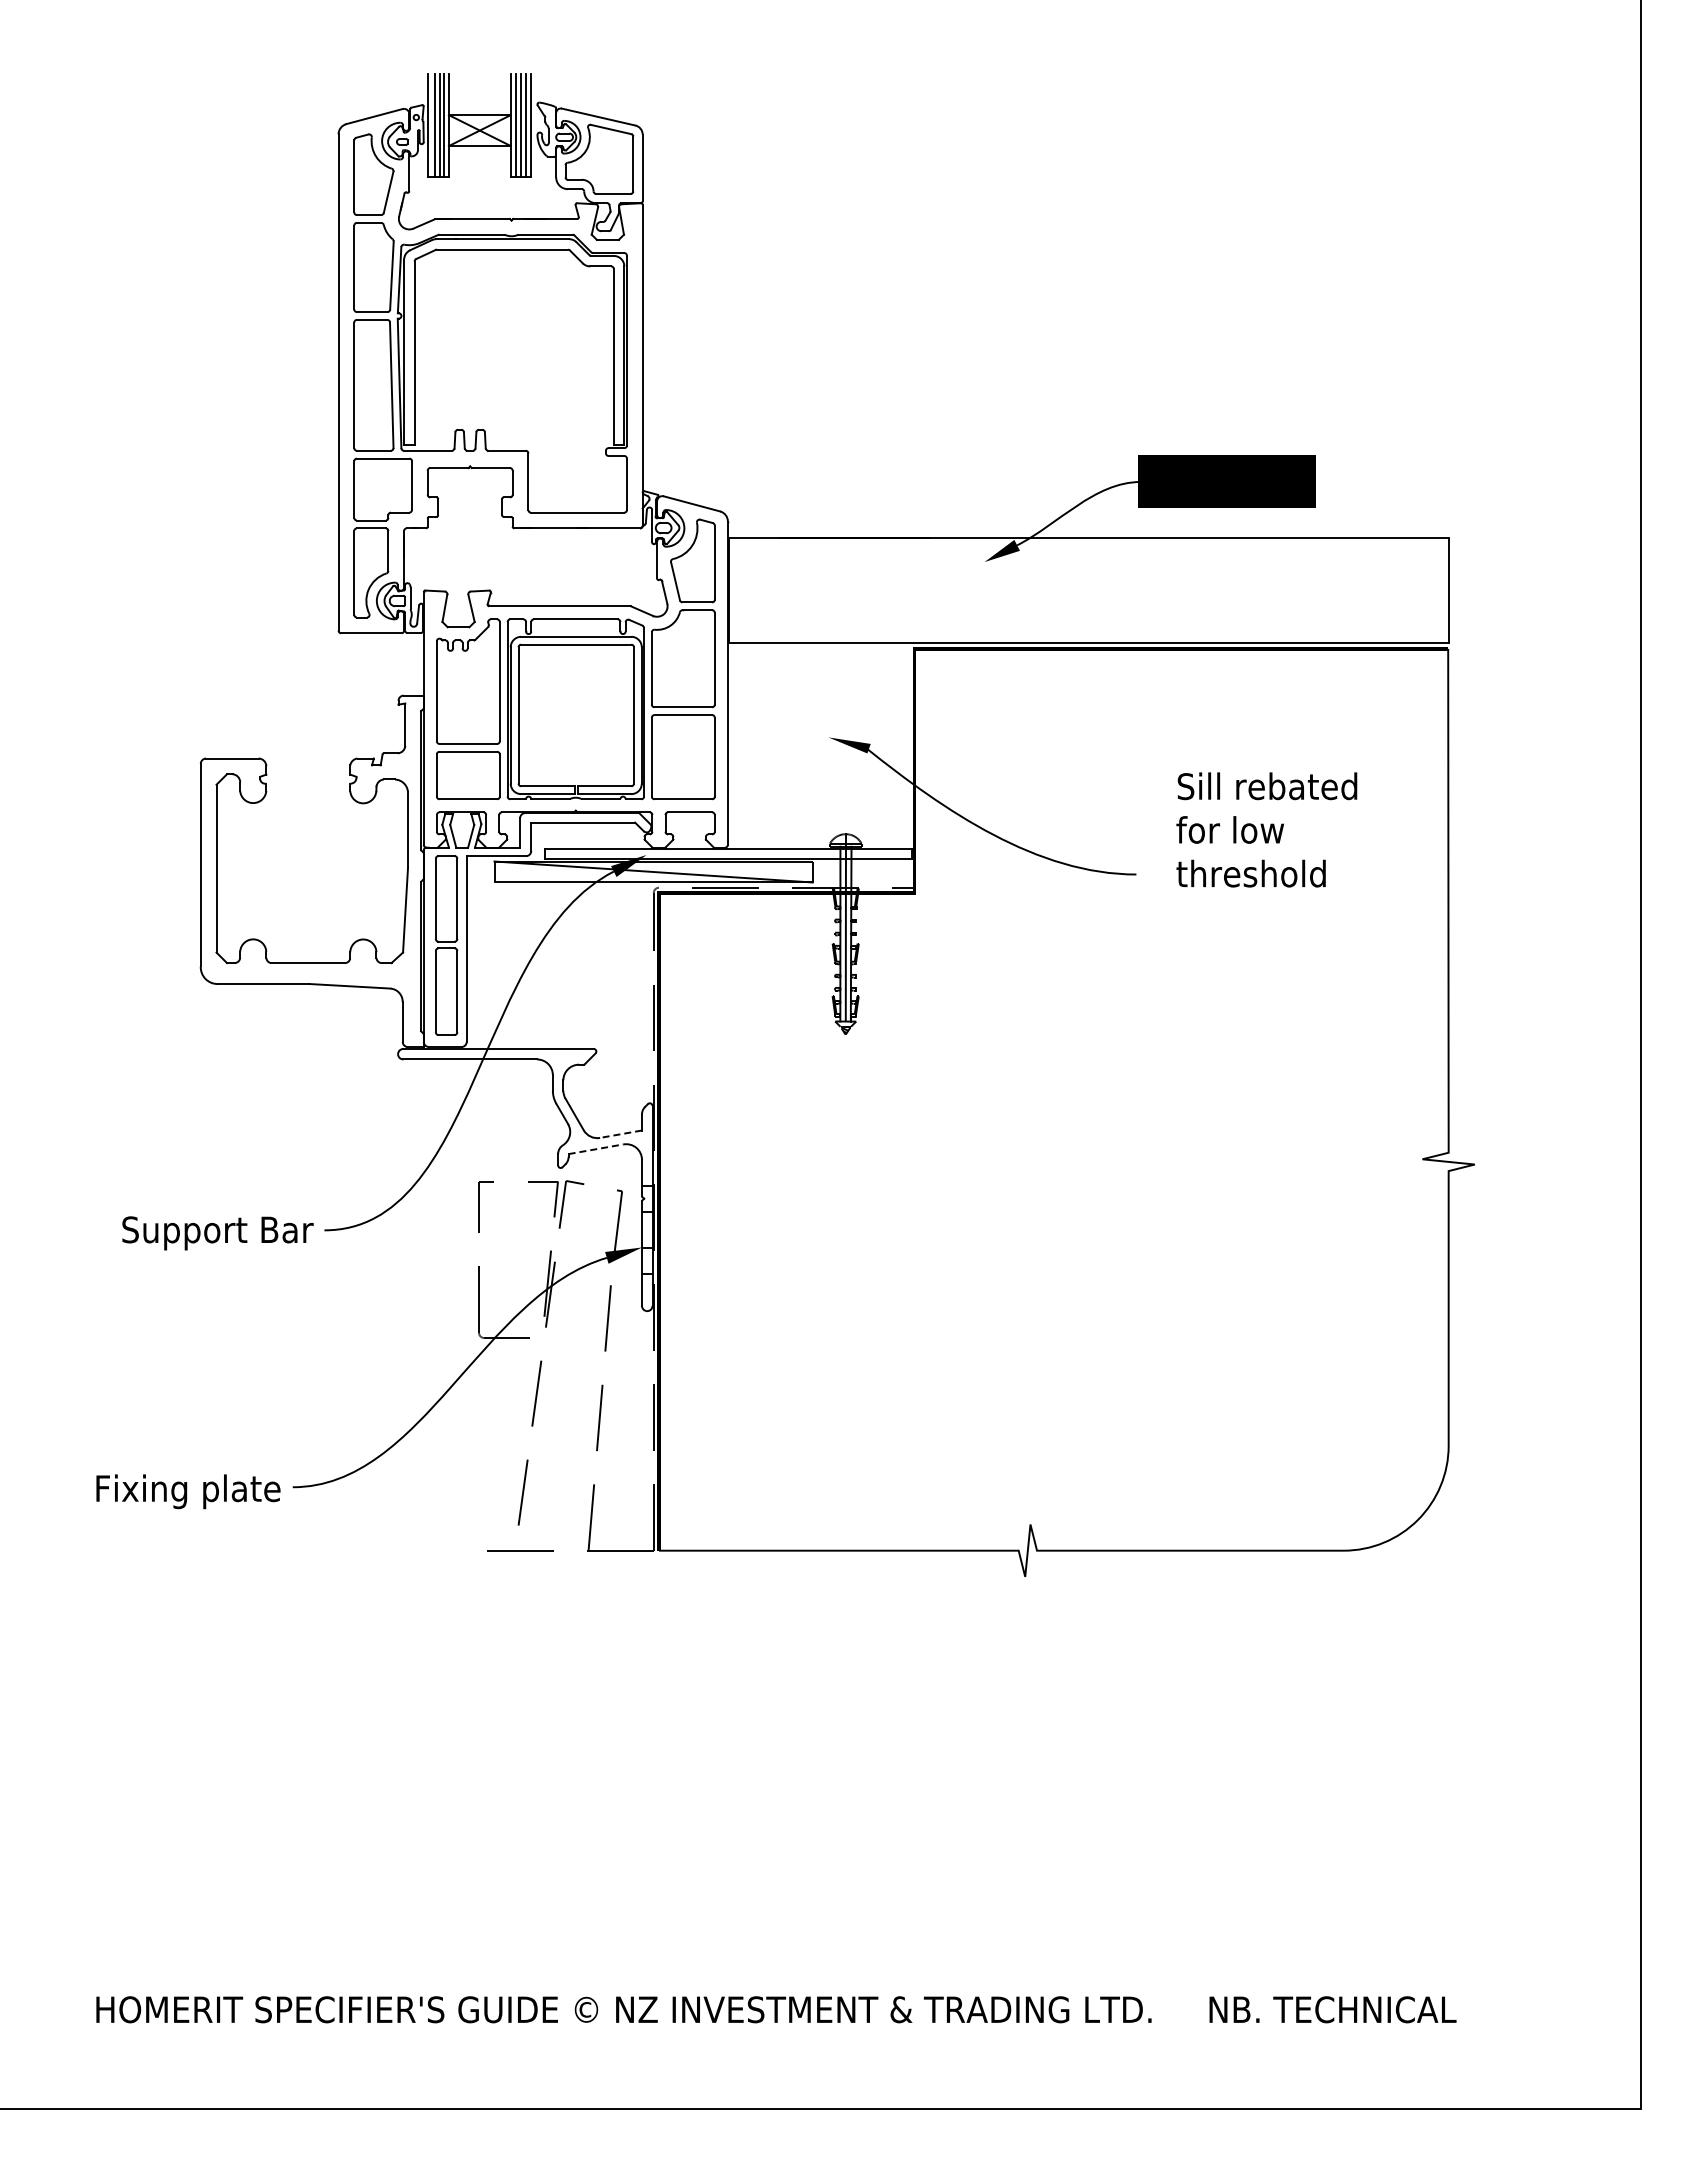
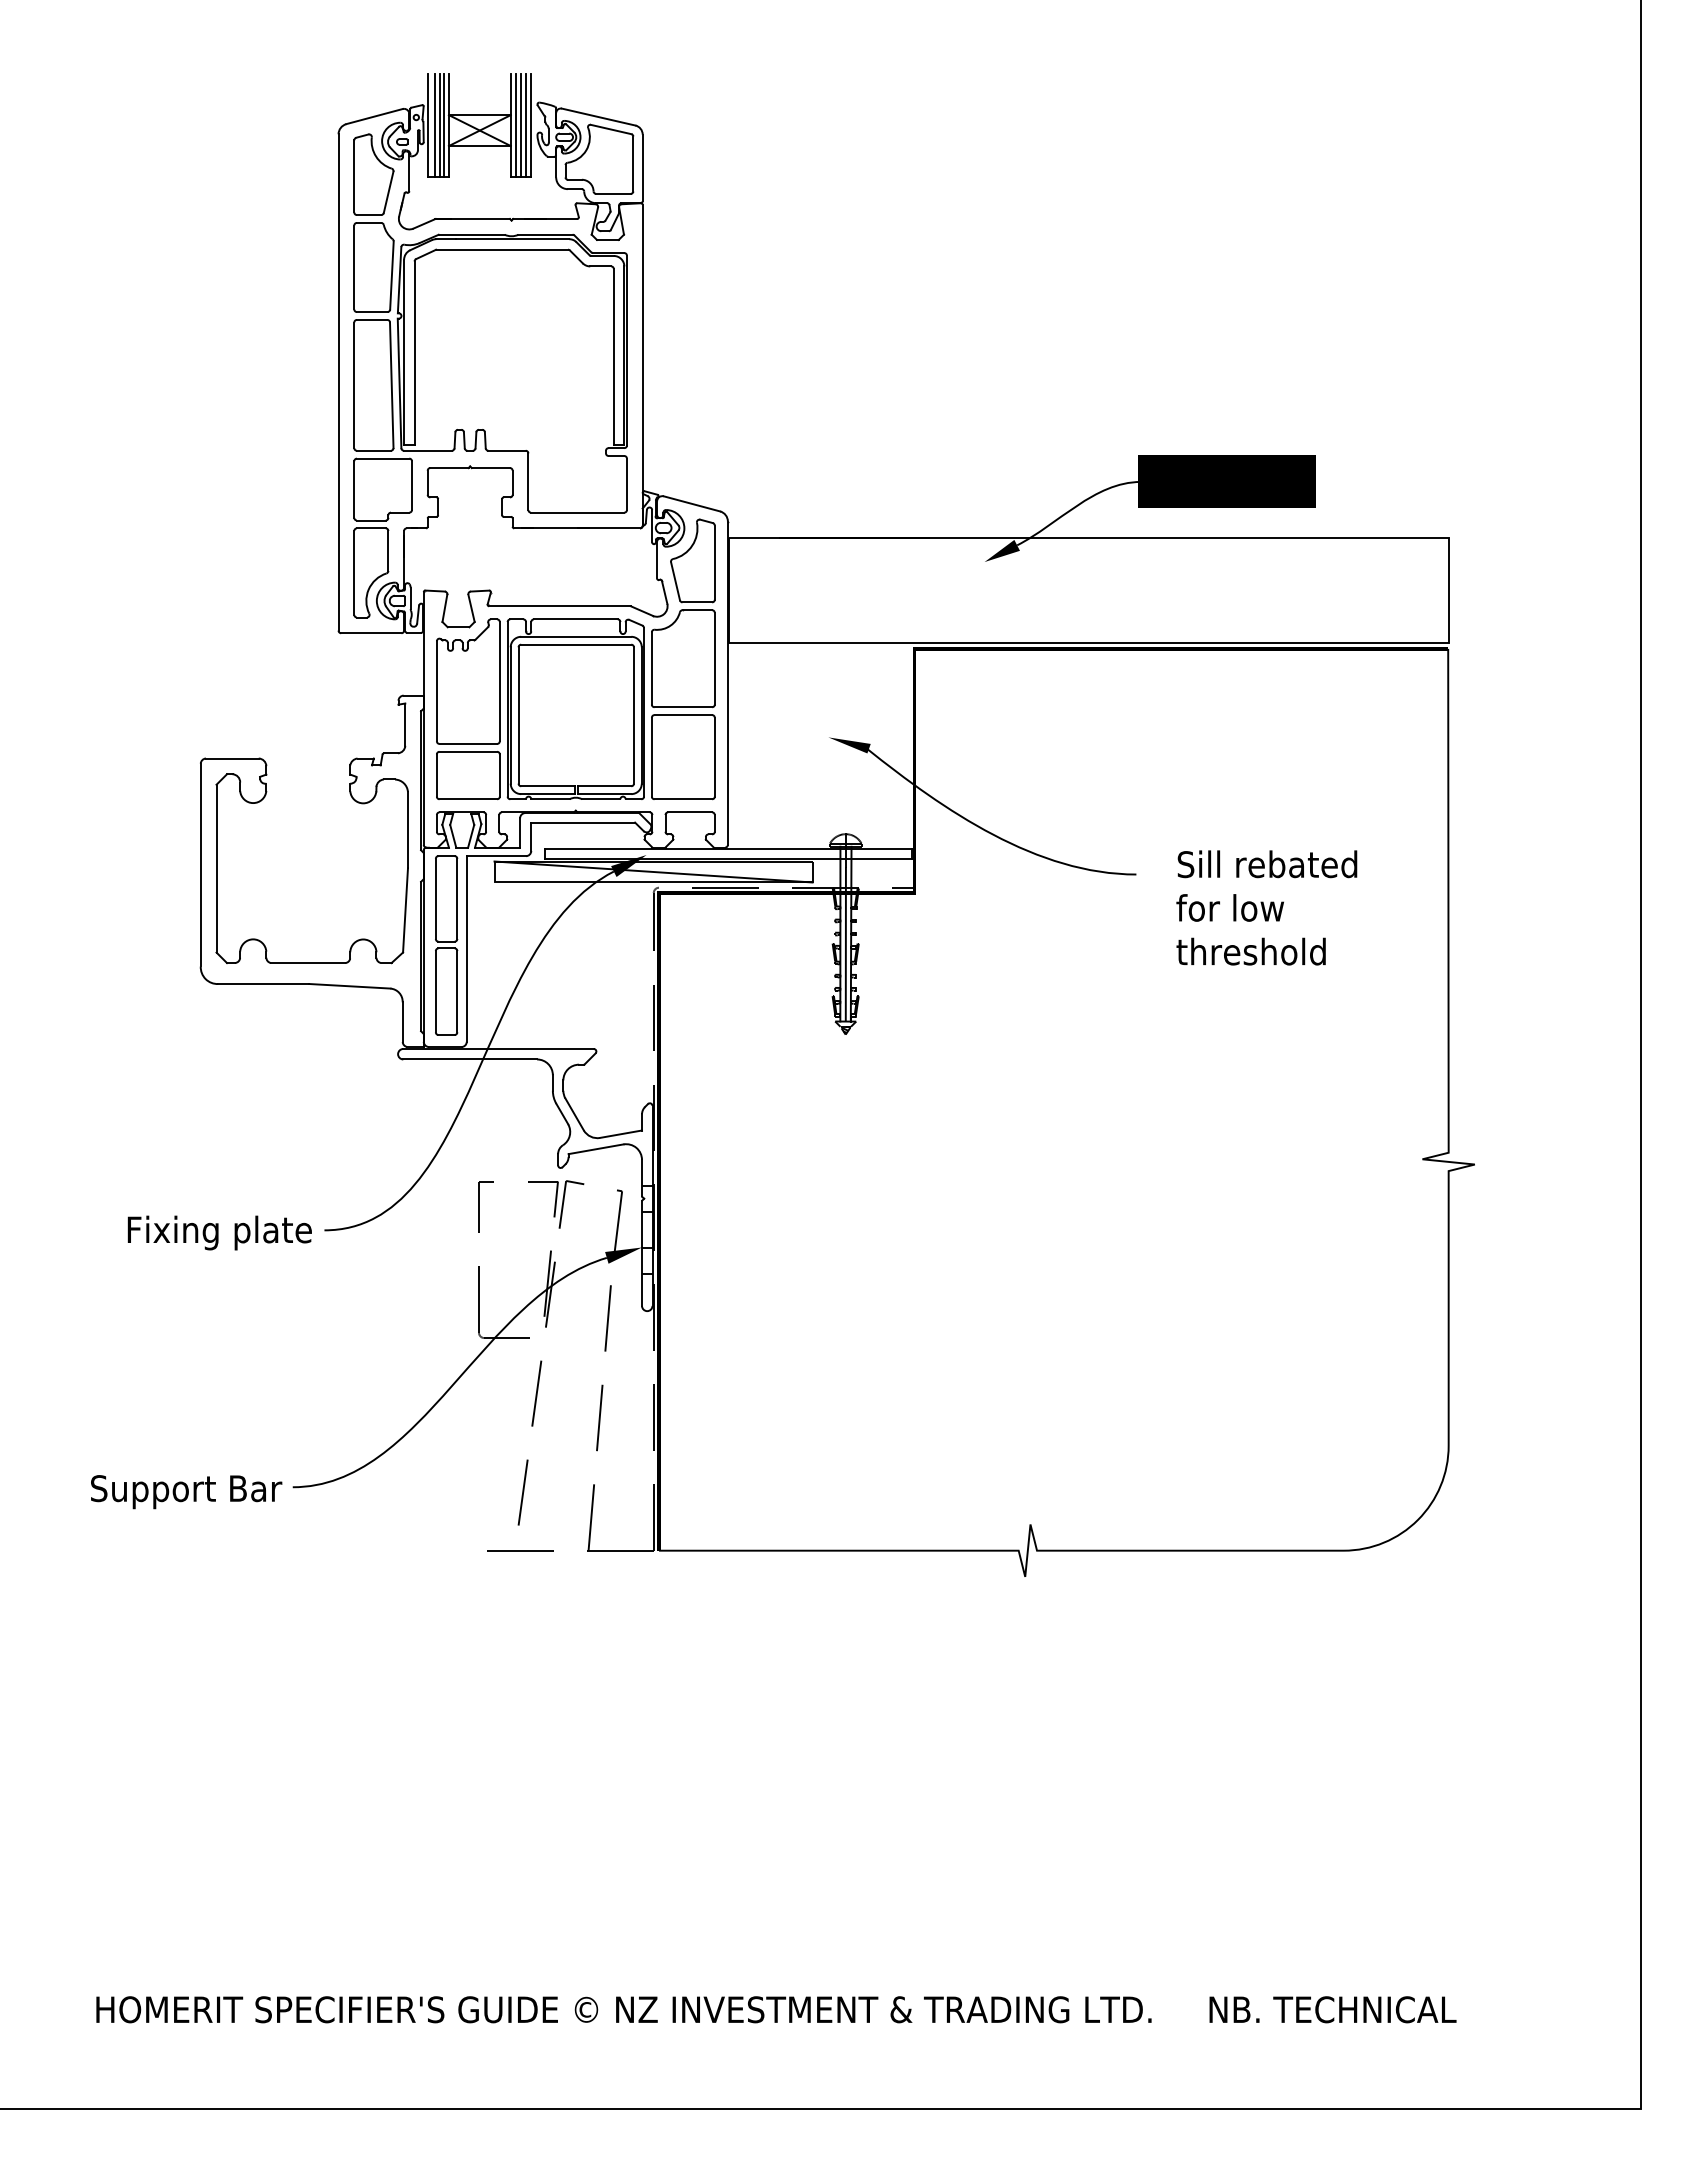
text position: (1266, 829) -> (1266, 907) (1266, 907)
line: dashed -> solid (620, 1134)
line: dashed -> solid (596, 1149)
text: Support Bar -> Fixing plate (217, 1232)
text: Fixing plate -> Support Bar (186, 1491)
